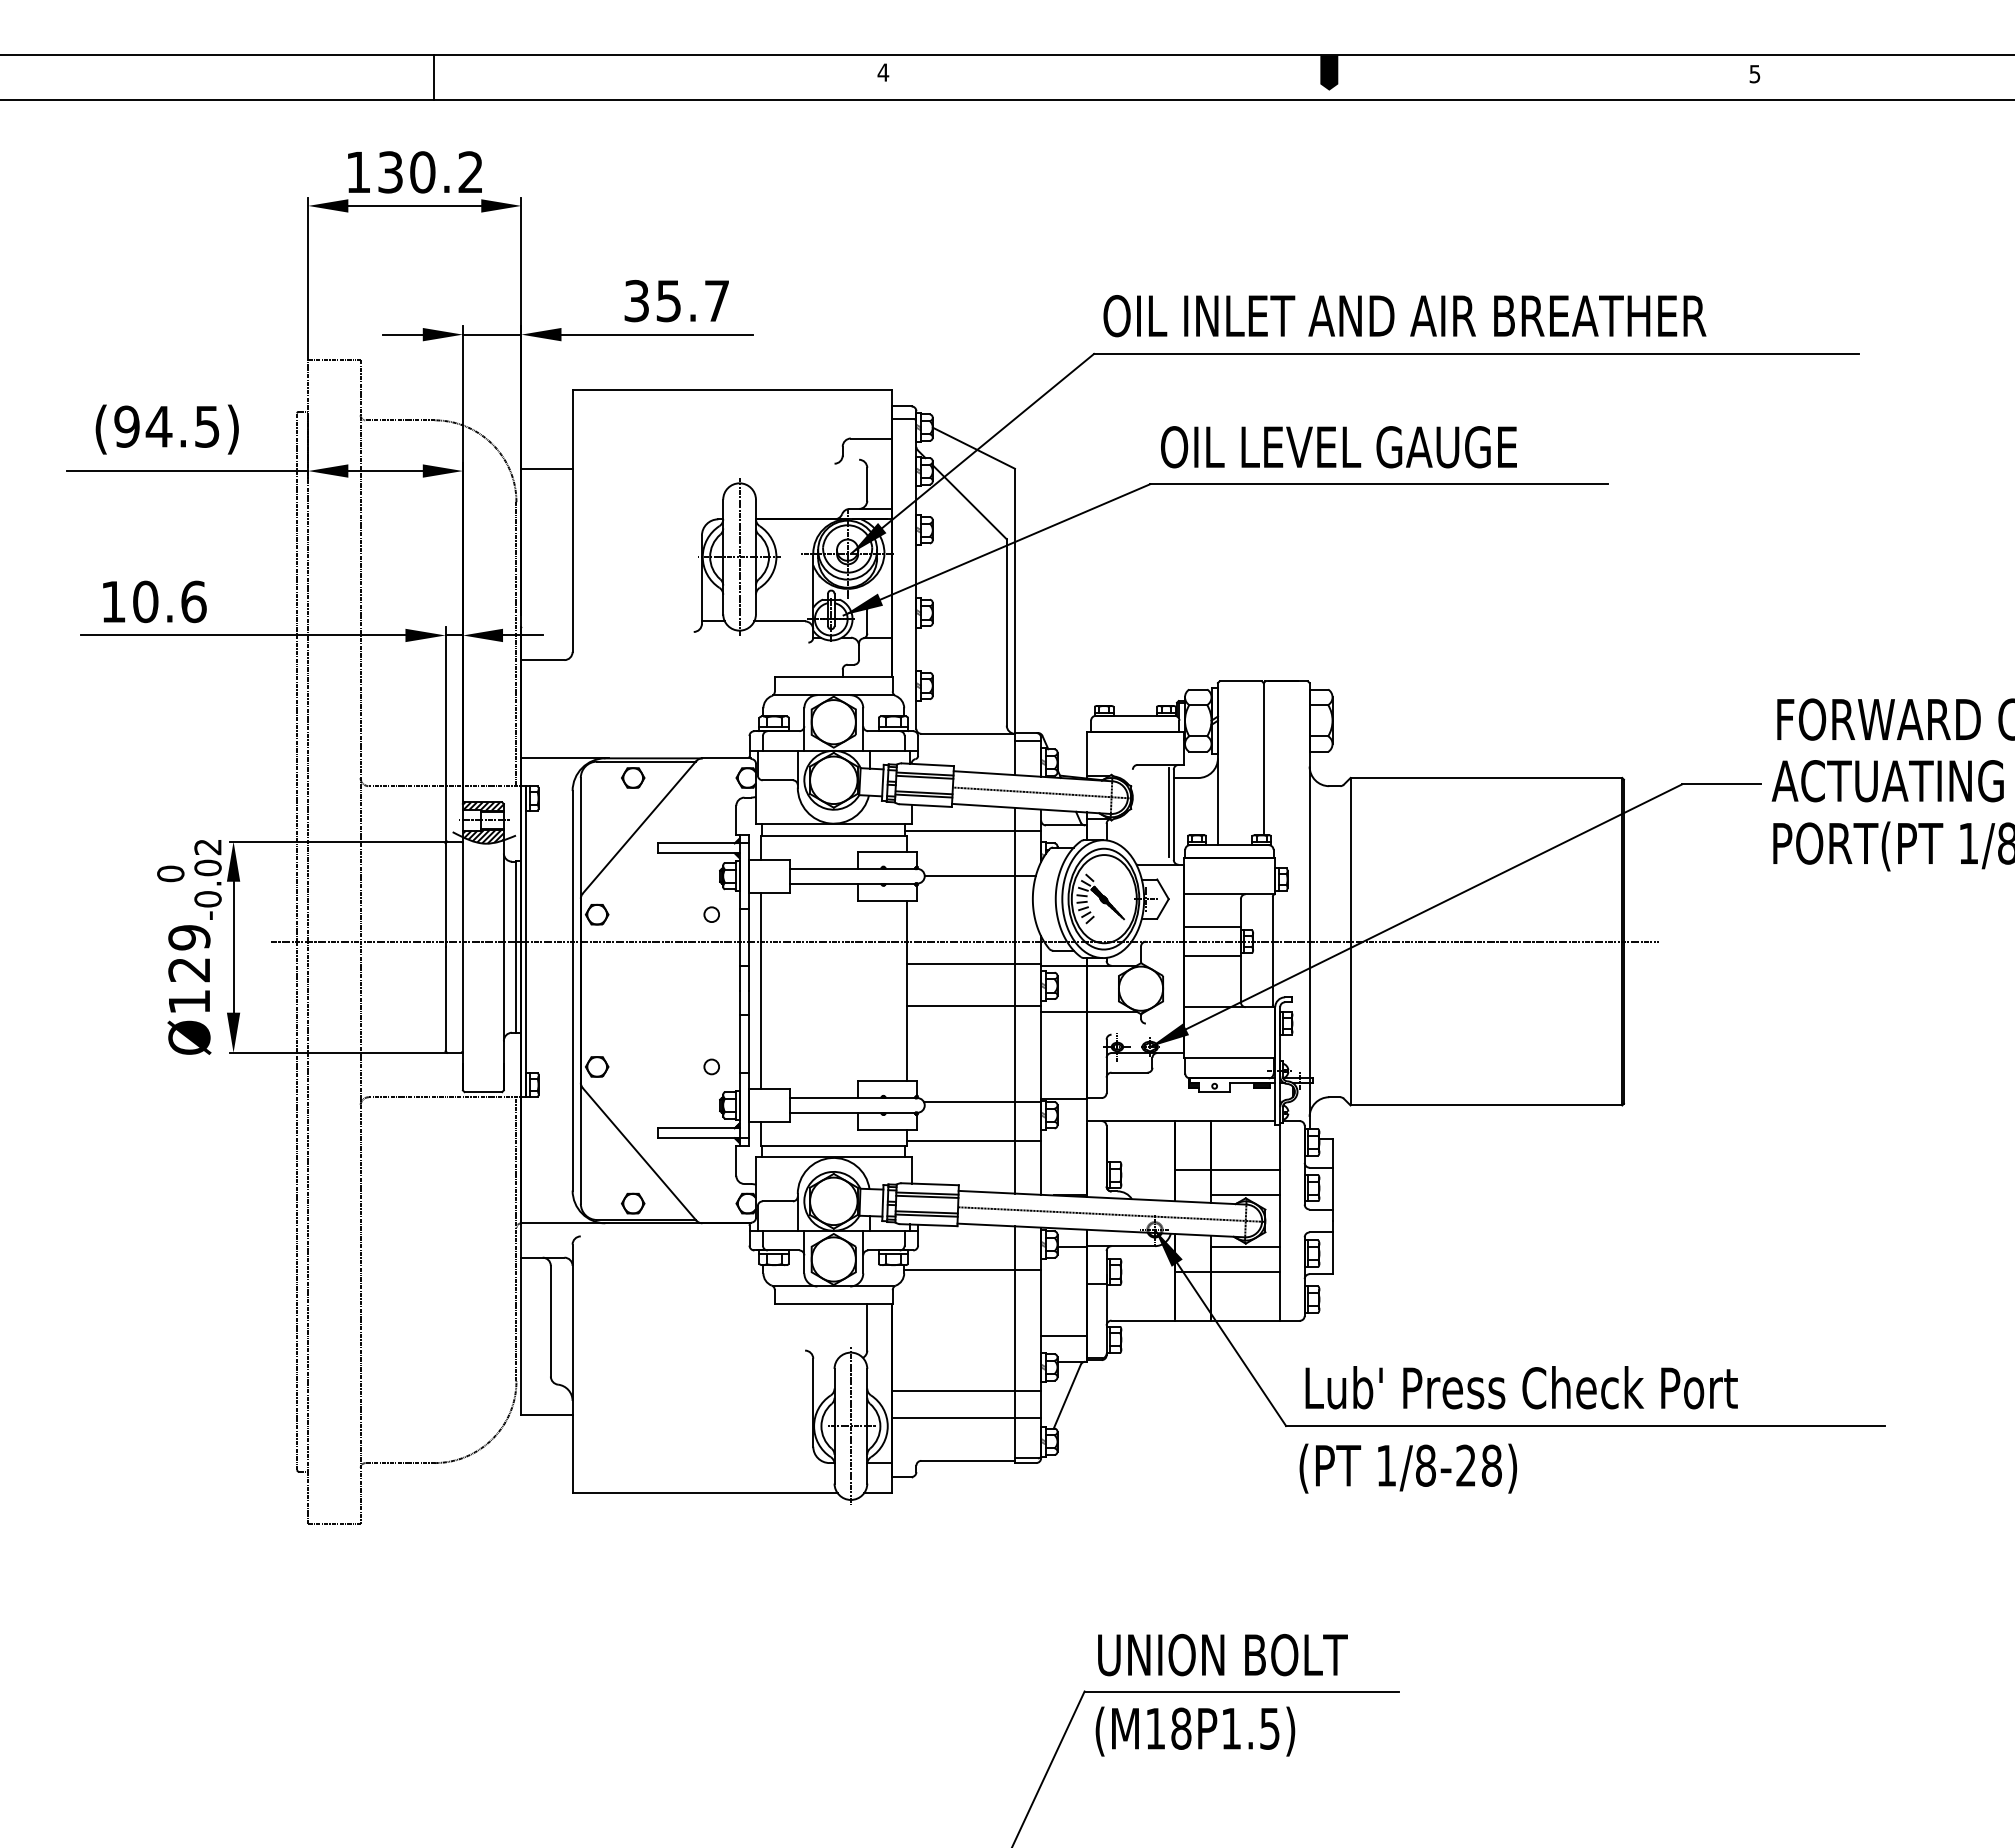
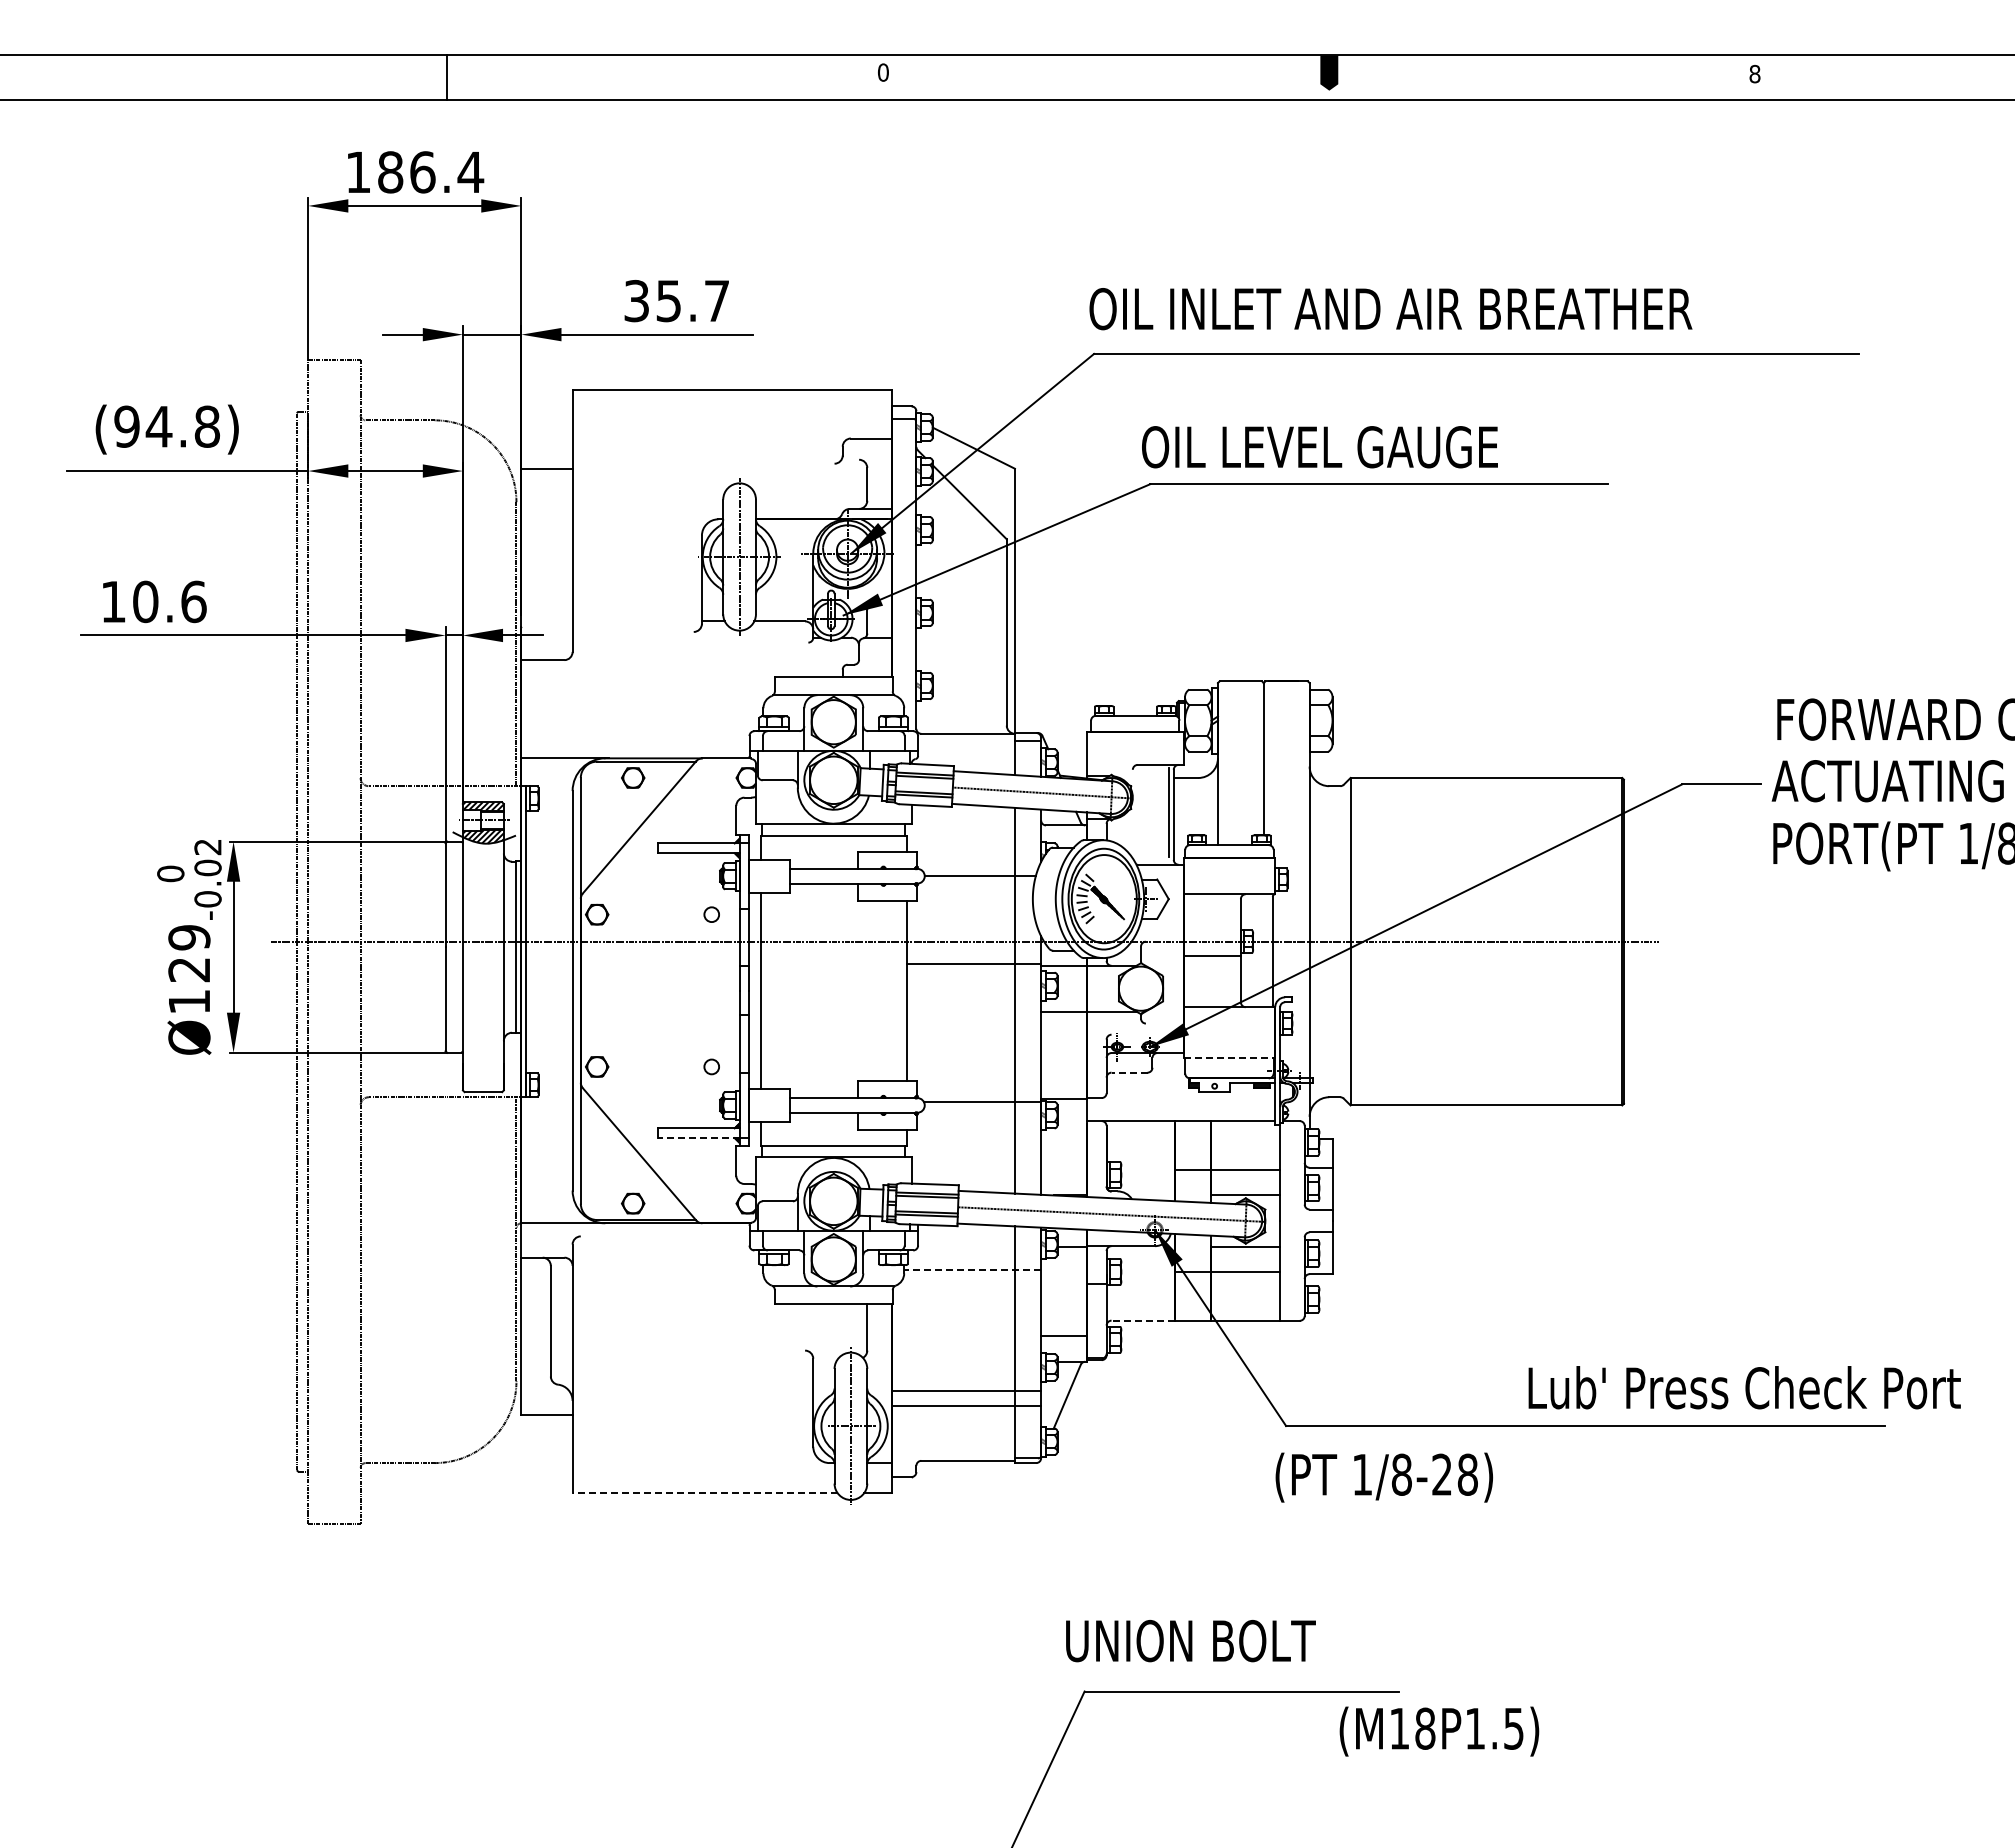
text: 4 -> 0 (883, 72)
text: 5 -> 8 (1754, 73)
line position: (434, 77) -> (447, 77) (447, 77)
text: 130.2 -> 186.4 (431, 172)
text position: (1404, 316) -> (1390, 309) (1390, 309)
text: (94.5) -> (94.8) (206, 426)
text position: (1338, 447) -> (1319, 447) (1319, 447)
line: present -> none (973, 831)
line: present -> none (1211, 926)
line: present -> none (973, 1006)
line: solid -> dashed (1229, 1057)
line: solid -> dashed (1129, 1072)
line: solid -> dashed (698, 1138)
line: present -> none (973, 1141)
line: solid -> dashed (972, 1270)
line: solid -> dashed (1143, 1320)
text position: (1521, 1387) -> (1744, 1387) (1744, 1387)
line position: (966, 1418) -> (966, 1406) (966, 1406)
text position: (1407, 1468) -> (1383, 1477) (1383, 1477)
line: solid -> dashed (705, 1493)
text position: (1222, 1655) -> (1190, 1641) (1190, 1641)
text position: (1195, 1731) -> (1439, 1731) (1439, 1731)
